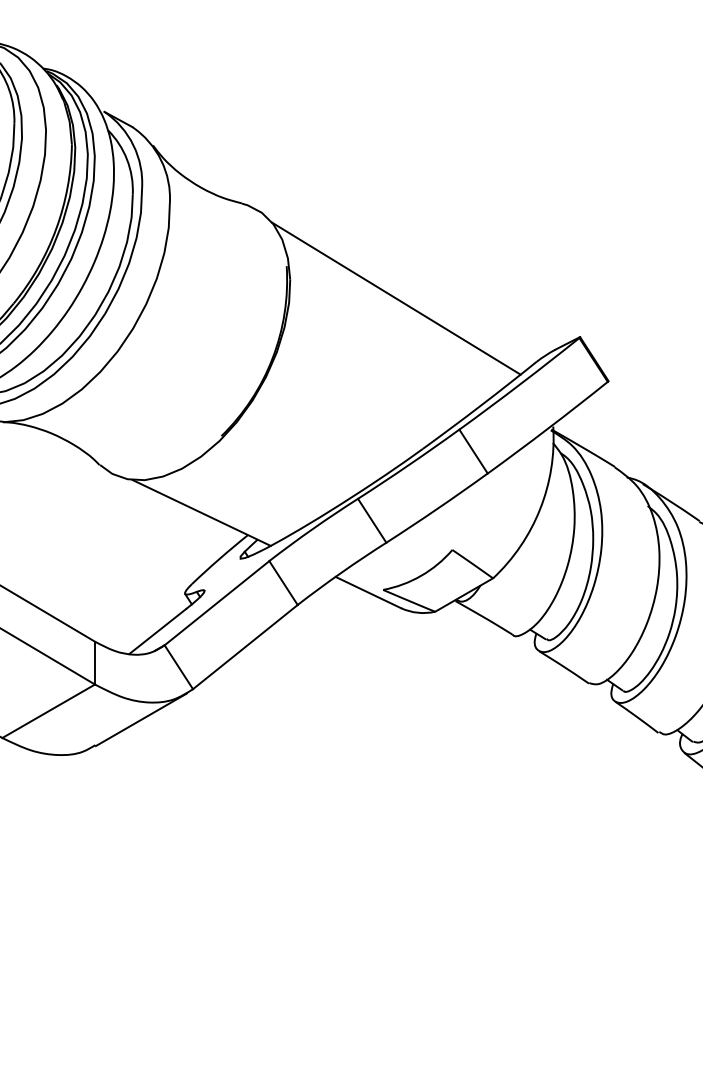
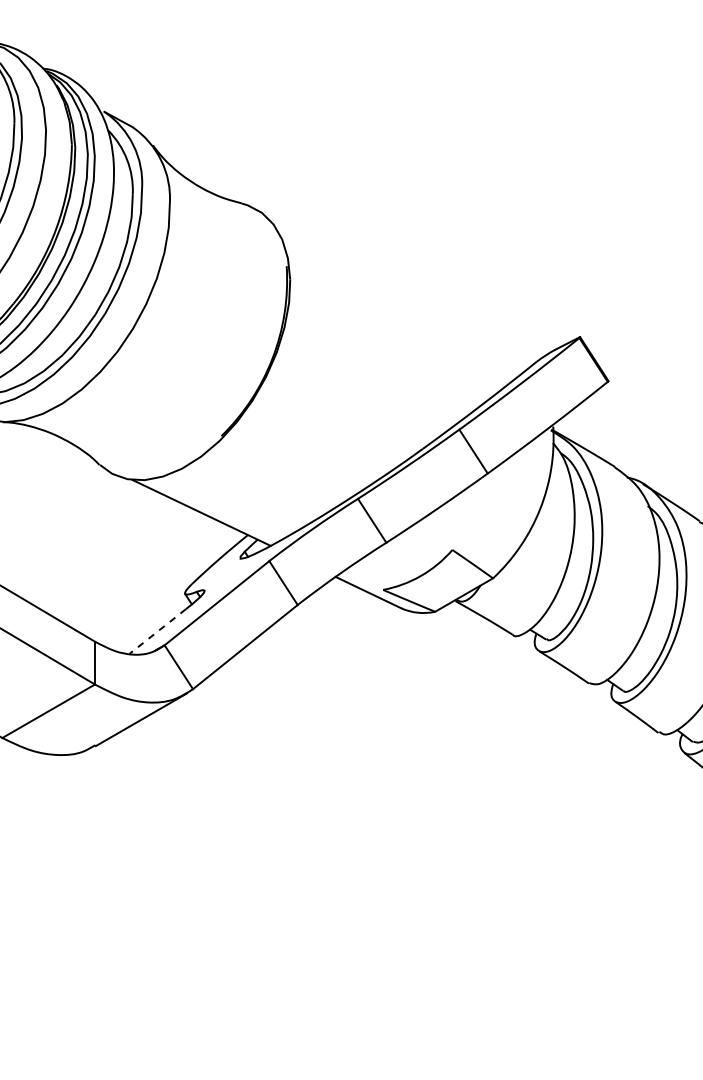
line: present -> none (396, 298)
line: solid -> dashed (157, 631)
